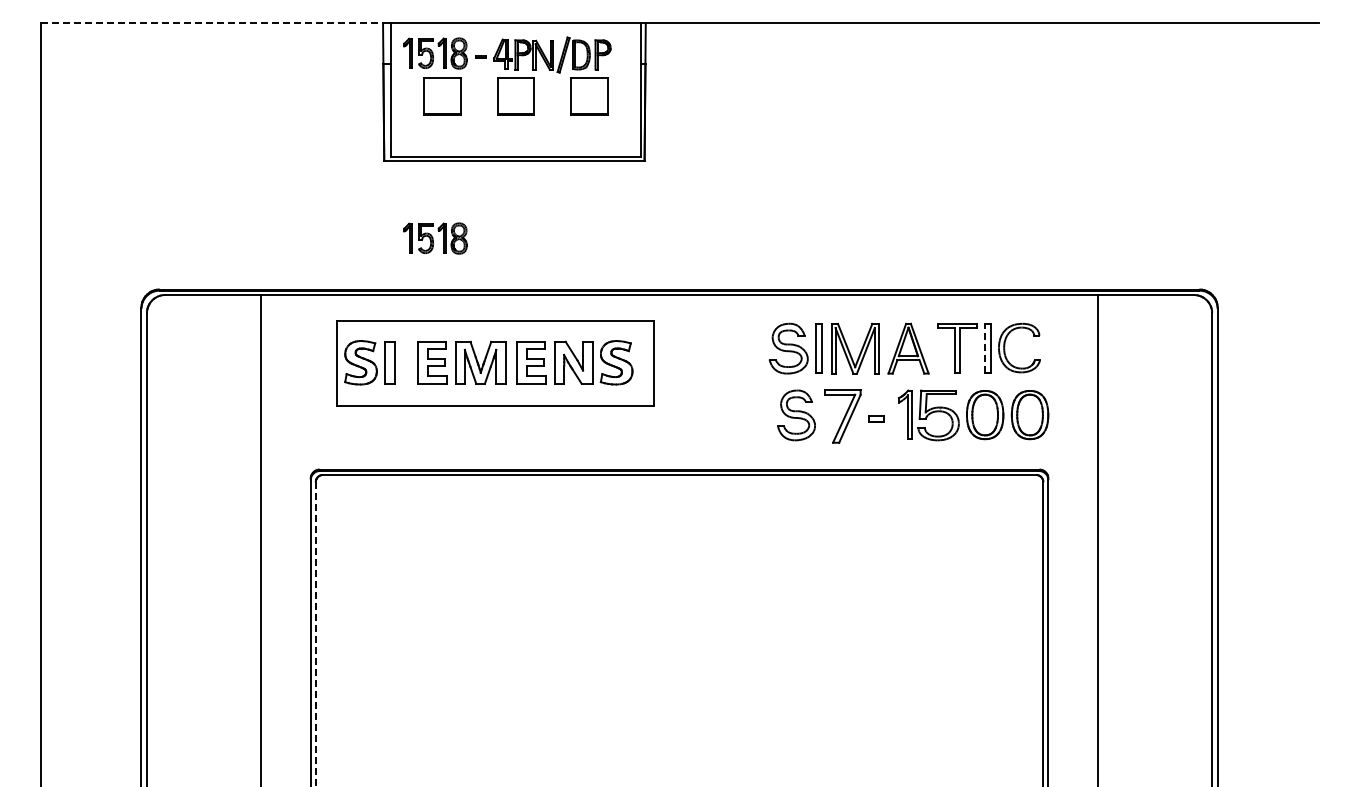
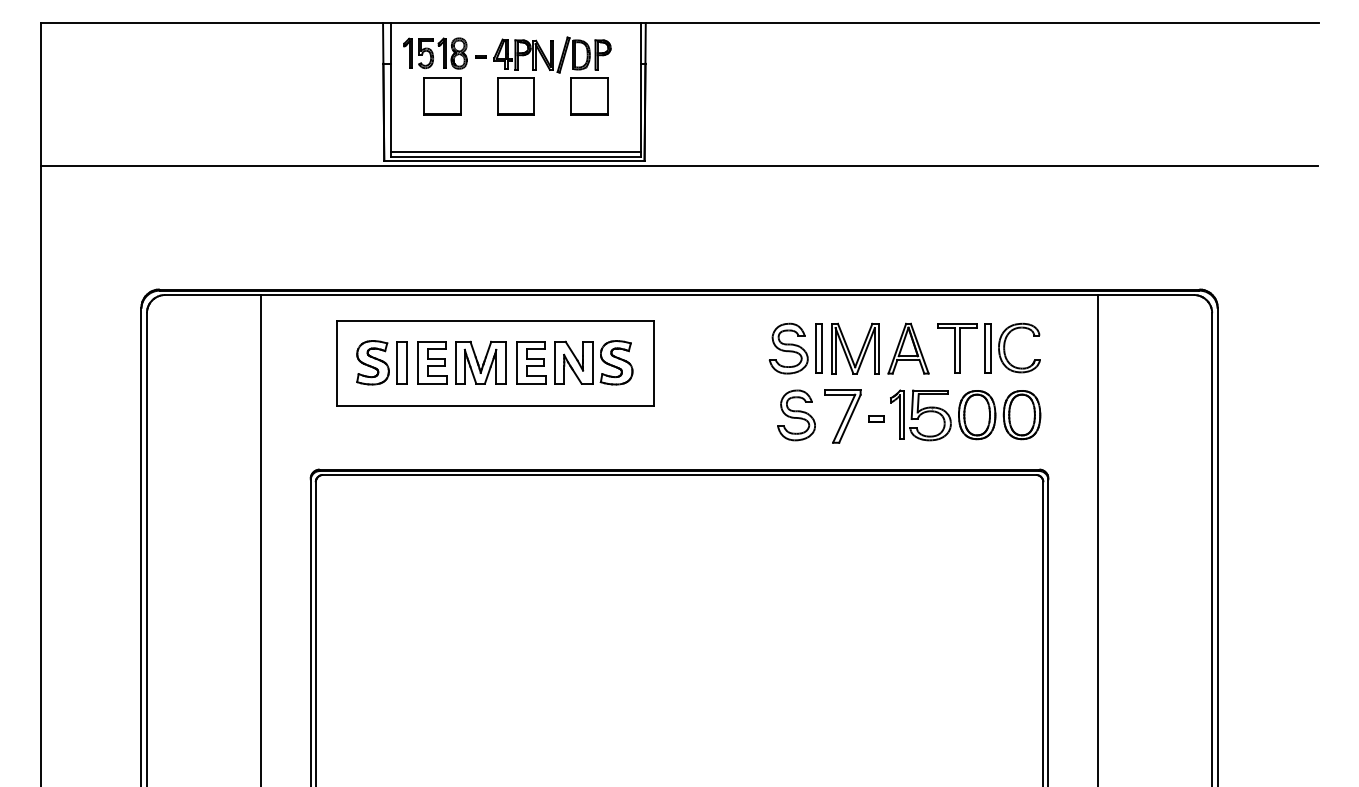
line: dashed -> solid (212, 23)
line: none -> present (515, 151)
line: none -> present (679, 166)
part: present -> none (435, 238)
line: dashed -> solid (984, 348)
part position: (369, 362) -> (381, 362) (381, 362)
part position: (973, 415) -> (965, 415) (965, 415)
line: dashed -> solid (315, 634)
